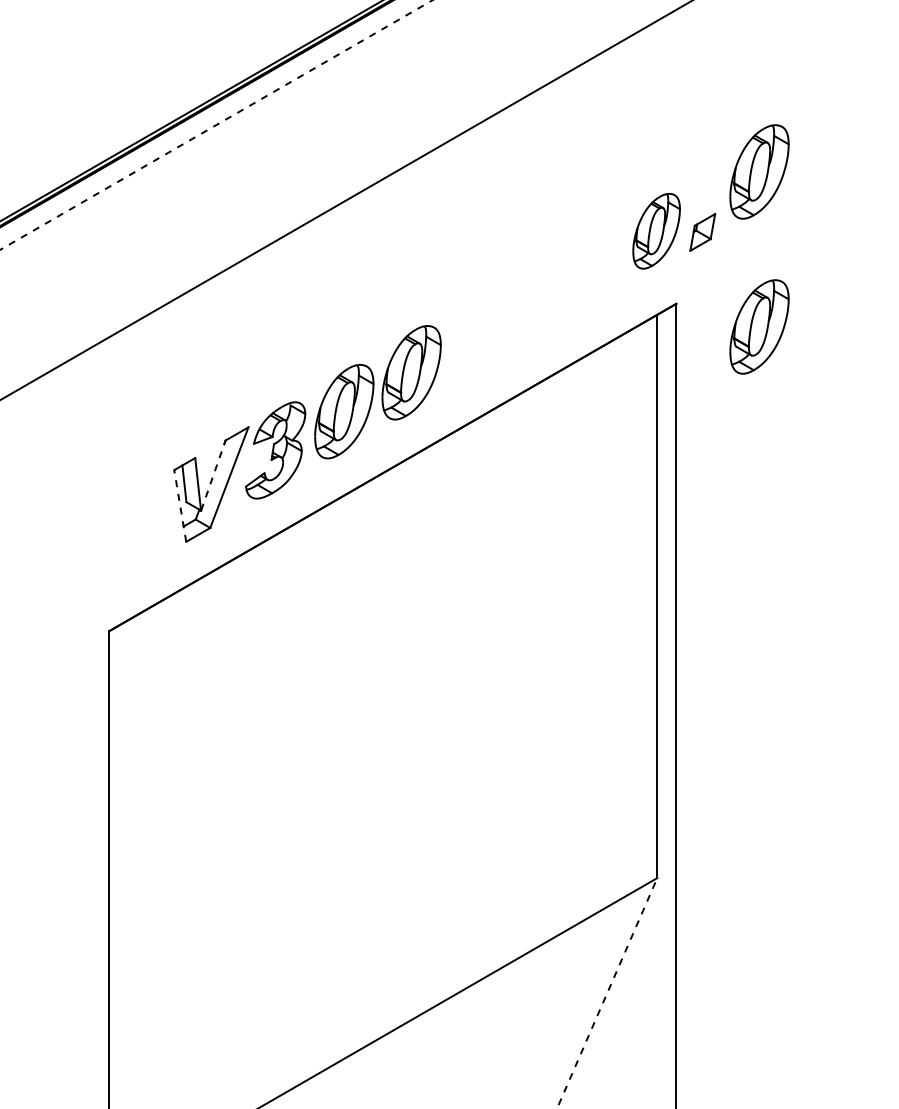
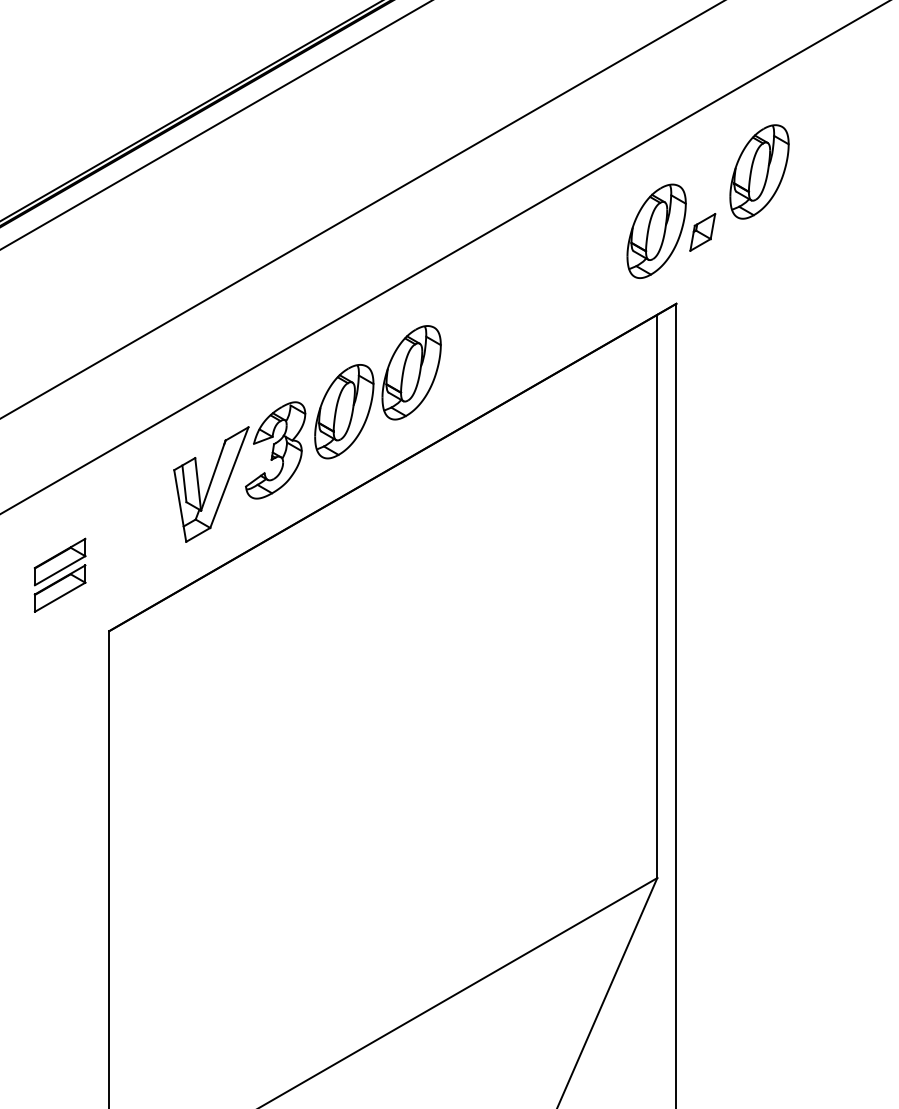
line: dashed -> solid (216, 125)
line position: (345, 200) -> (361, 209) (361, 209)
part size: 49x77 px -> 61x96 px (656, 230)
line: none -> present (444, 257)
part: present -> none (759, 326)
line: dashed -> solid (213, 475)
line: dashed -> solid (180, 505)
part: none -> present (59, 574)
line: dashed -> solid (607, 992)
